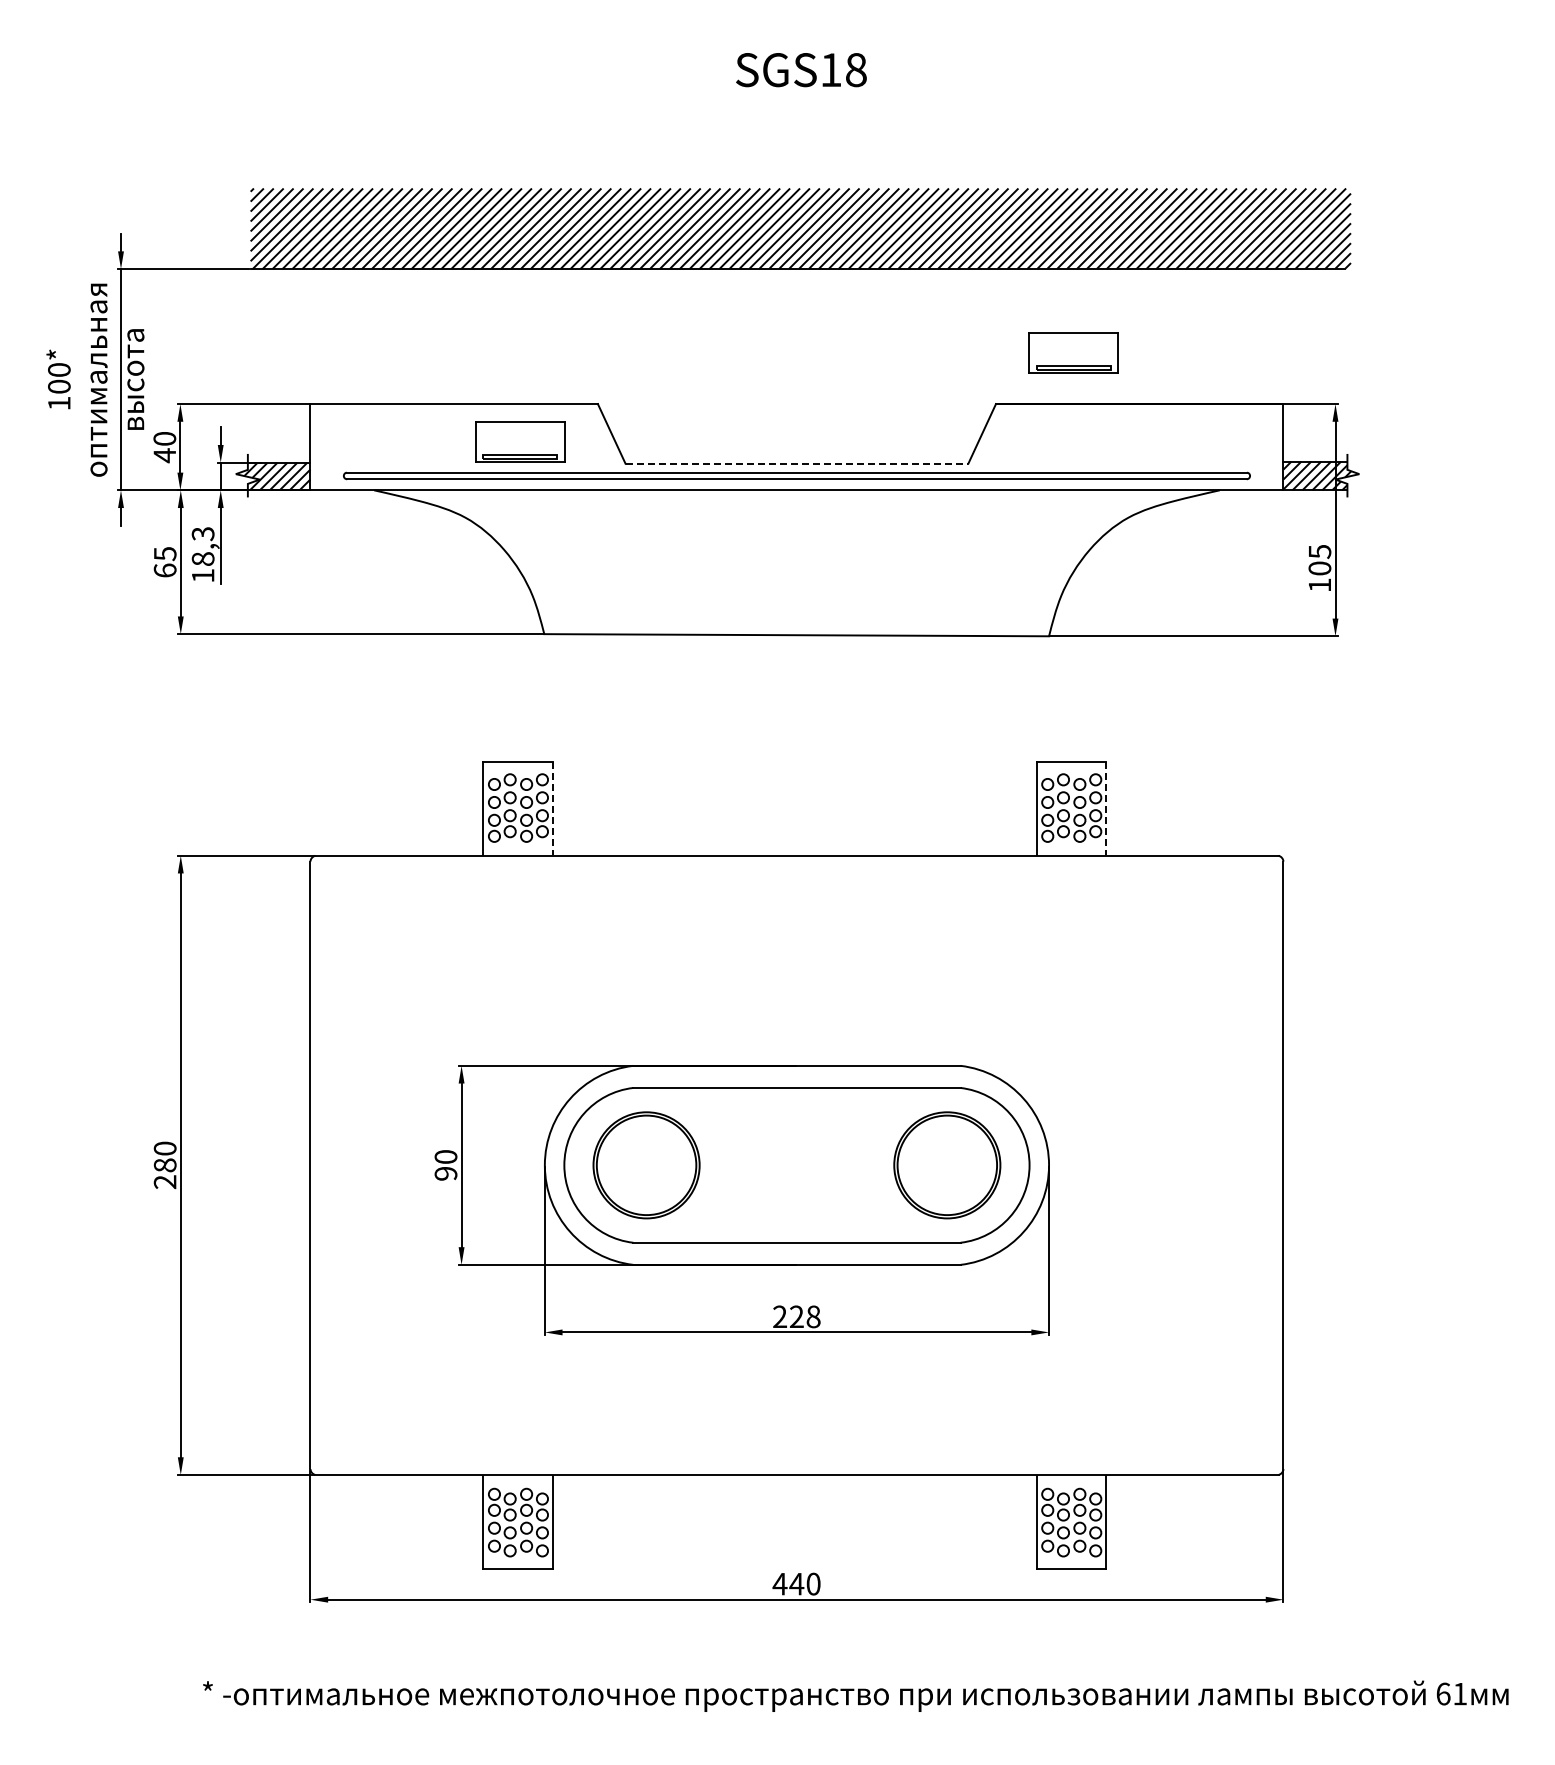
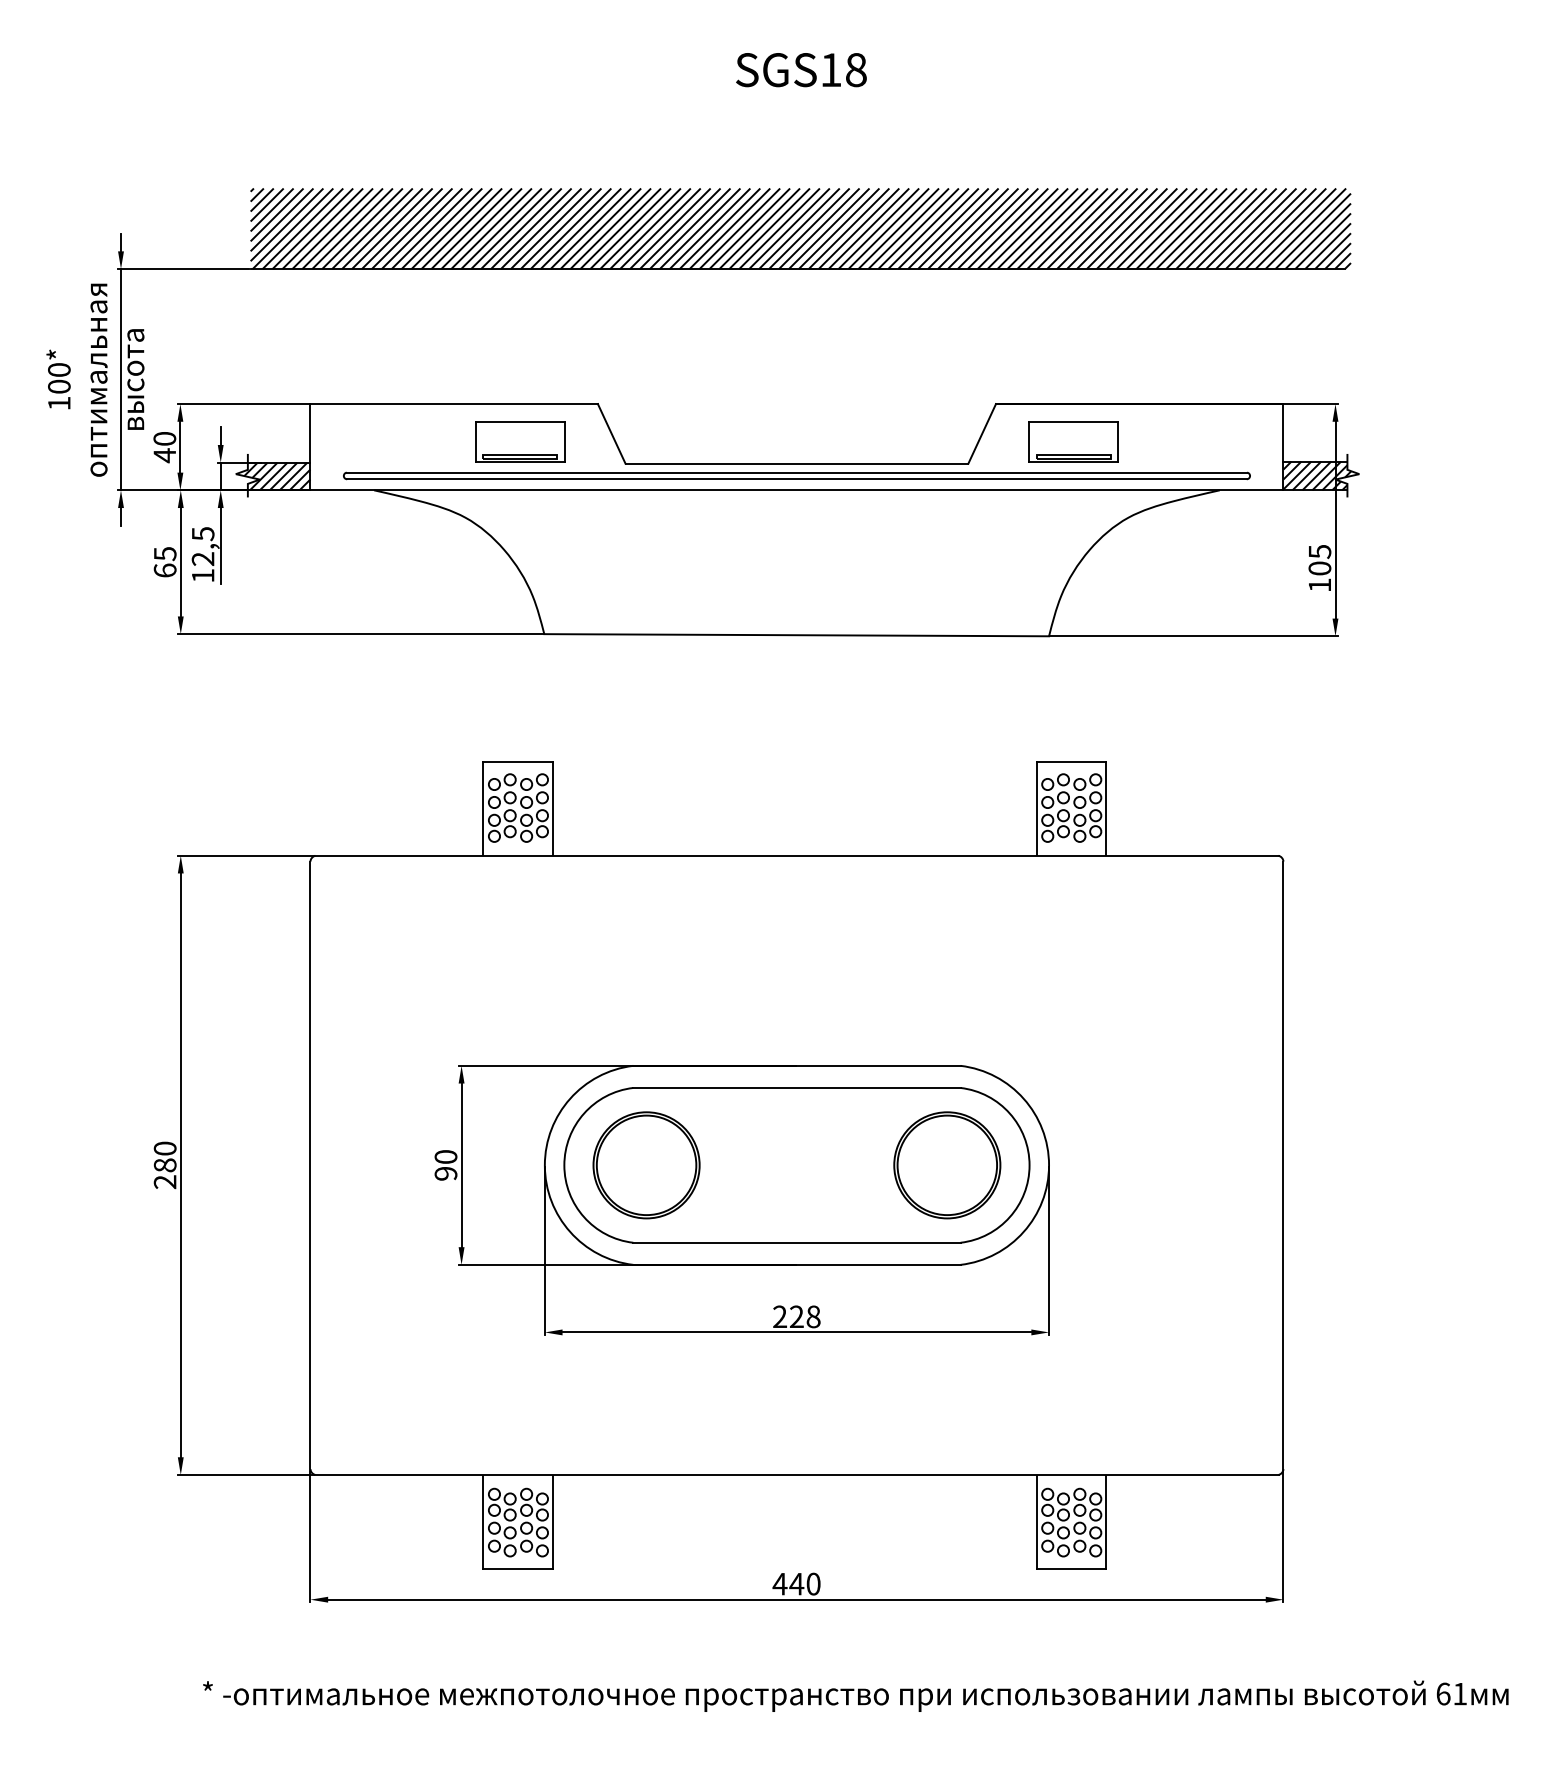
part position: (1073, 352) -> (1073, 441) (1073, 441)
line: dashed -> solid (797, 463)
text: 18,3 -> 12,5 (202, 546)
line: dashed -> solid (553, 809)
line: dashed -> solid (1106, 809)
